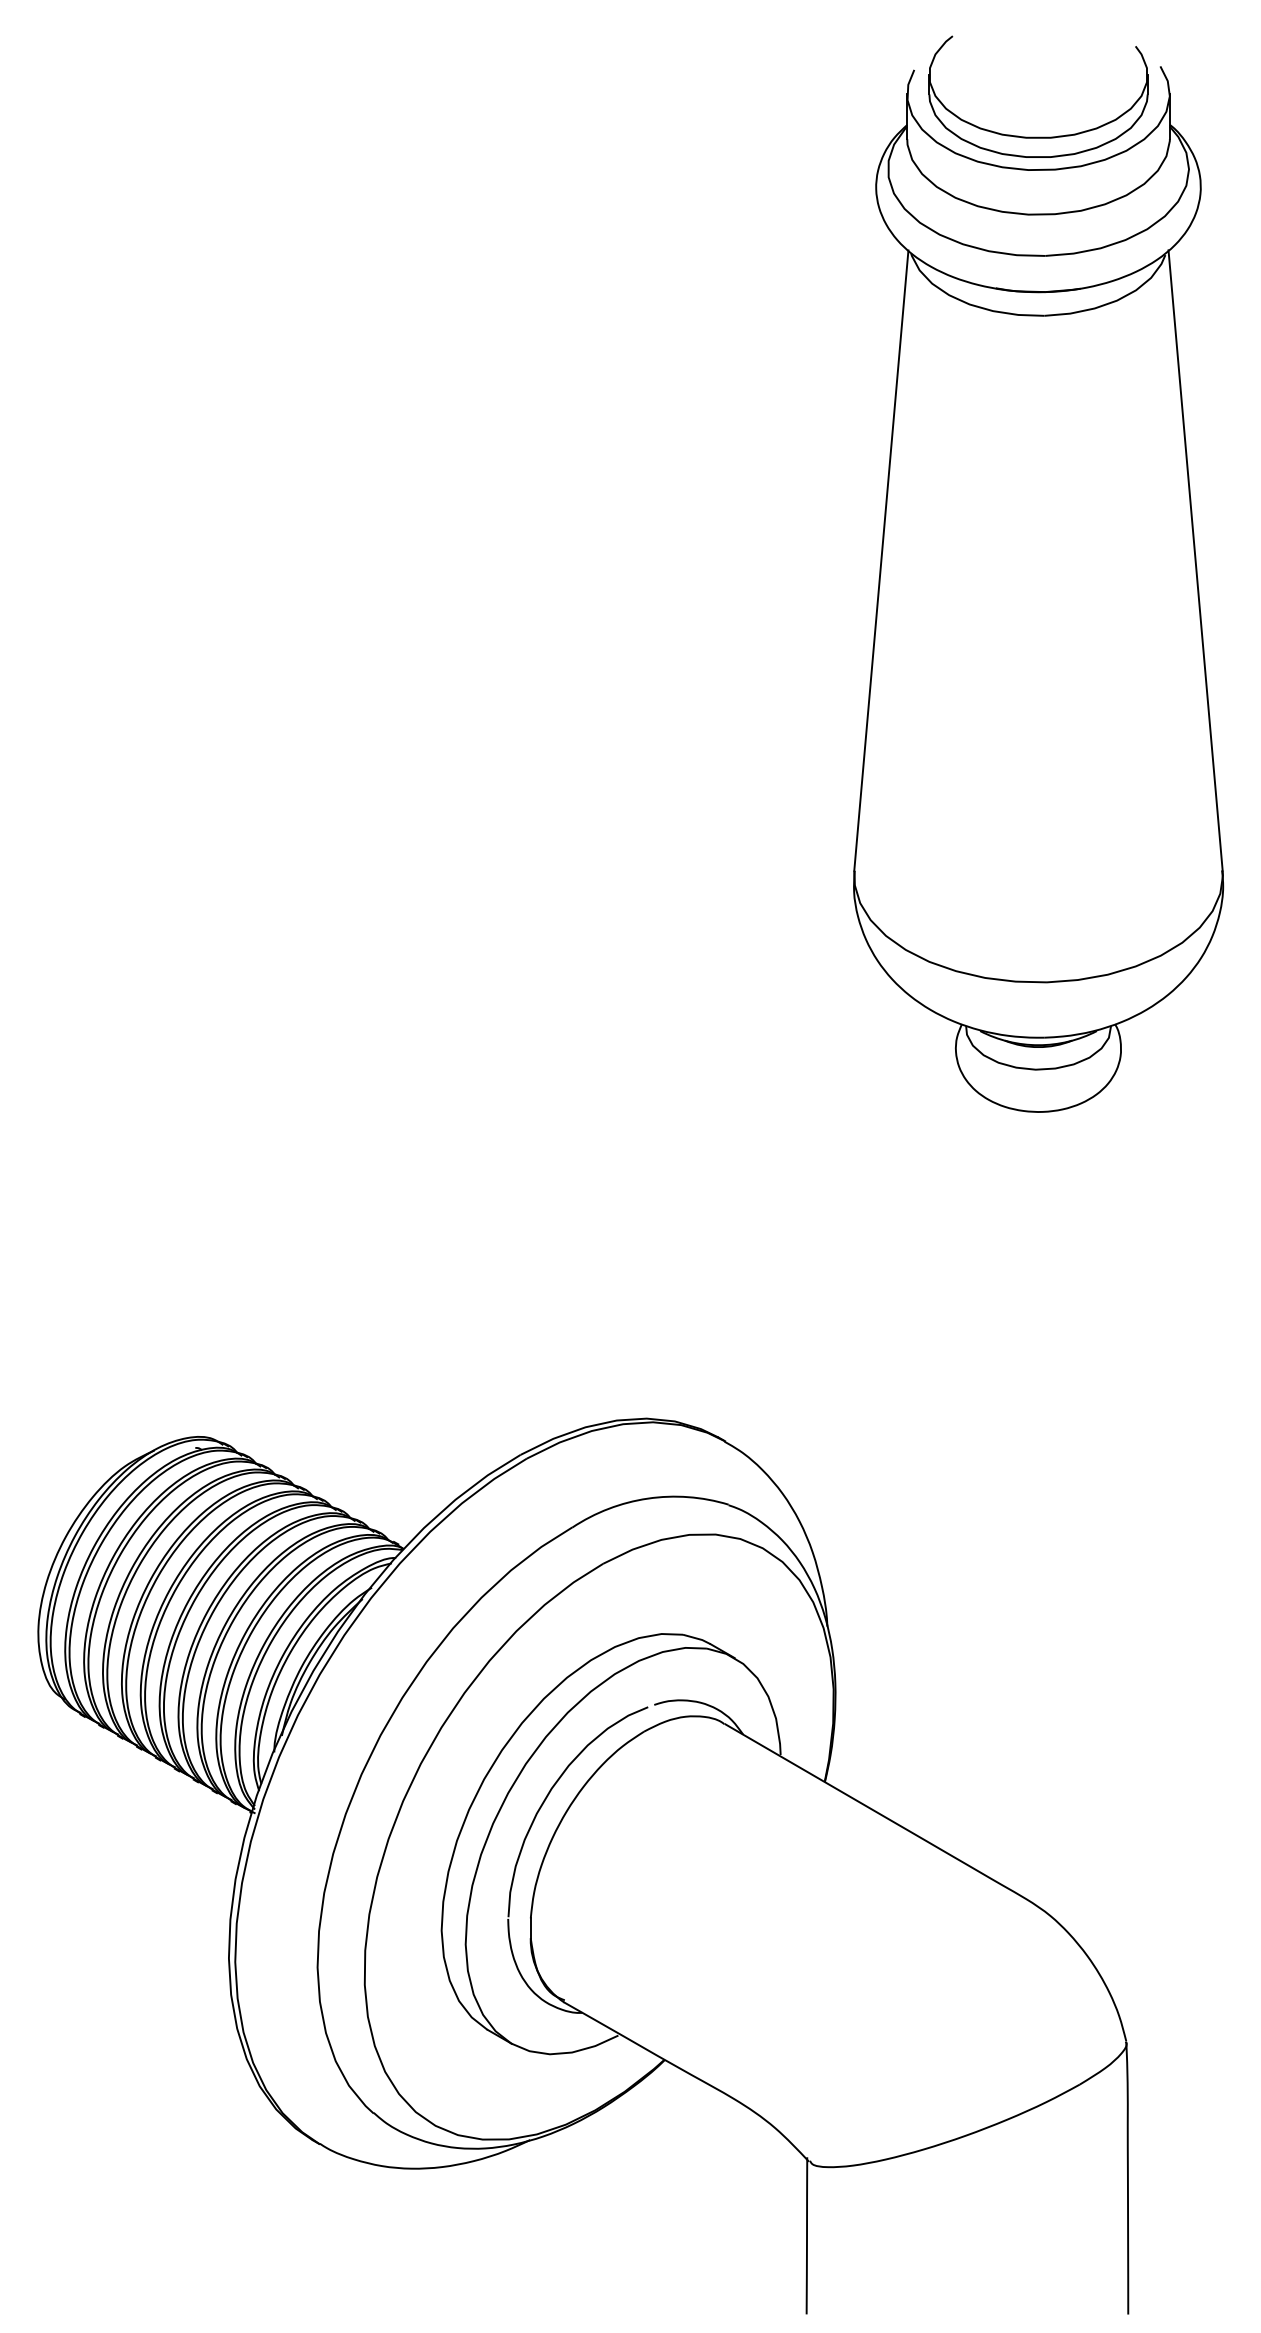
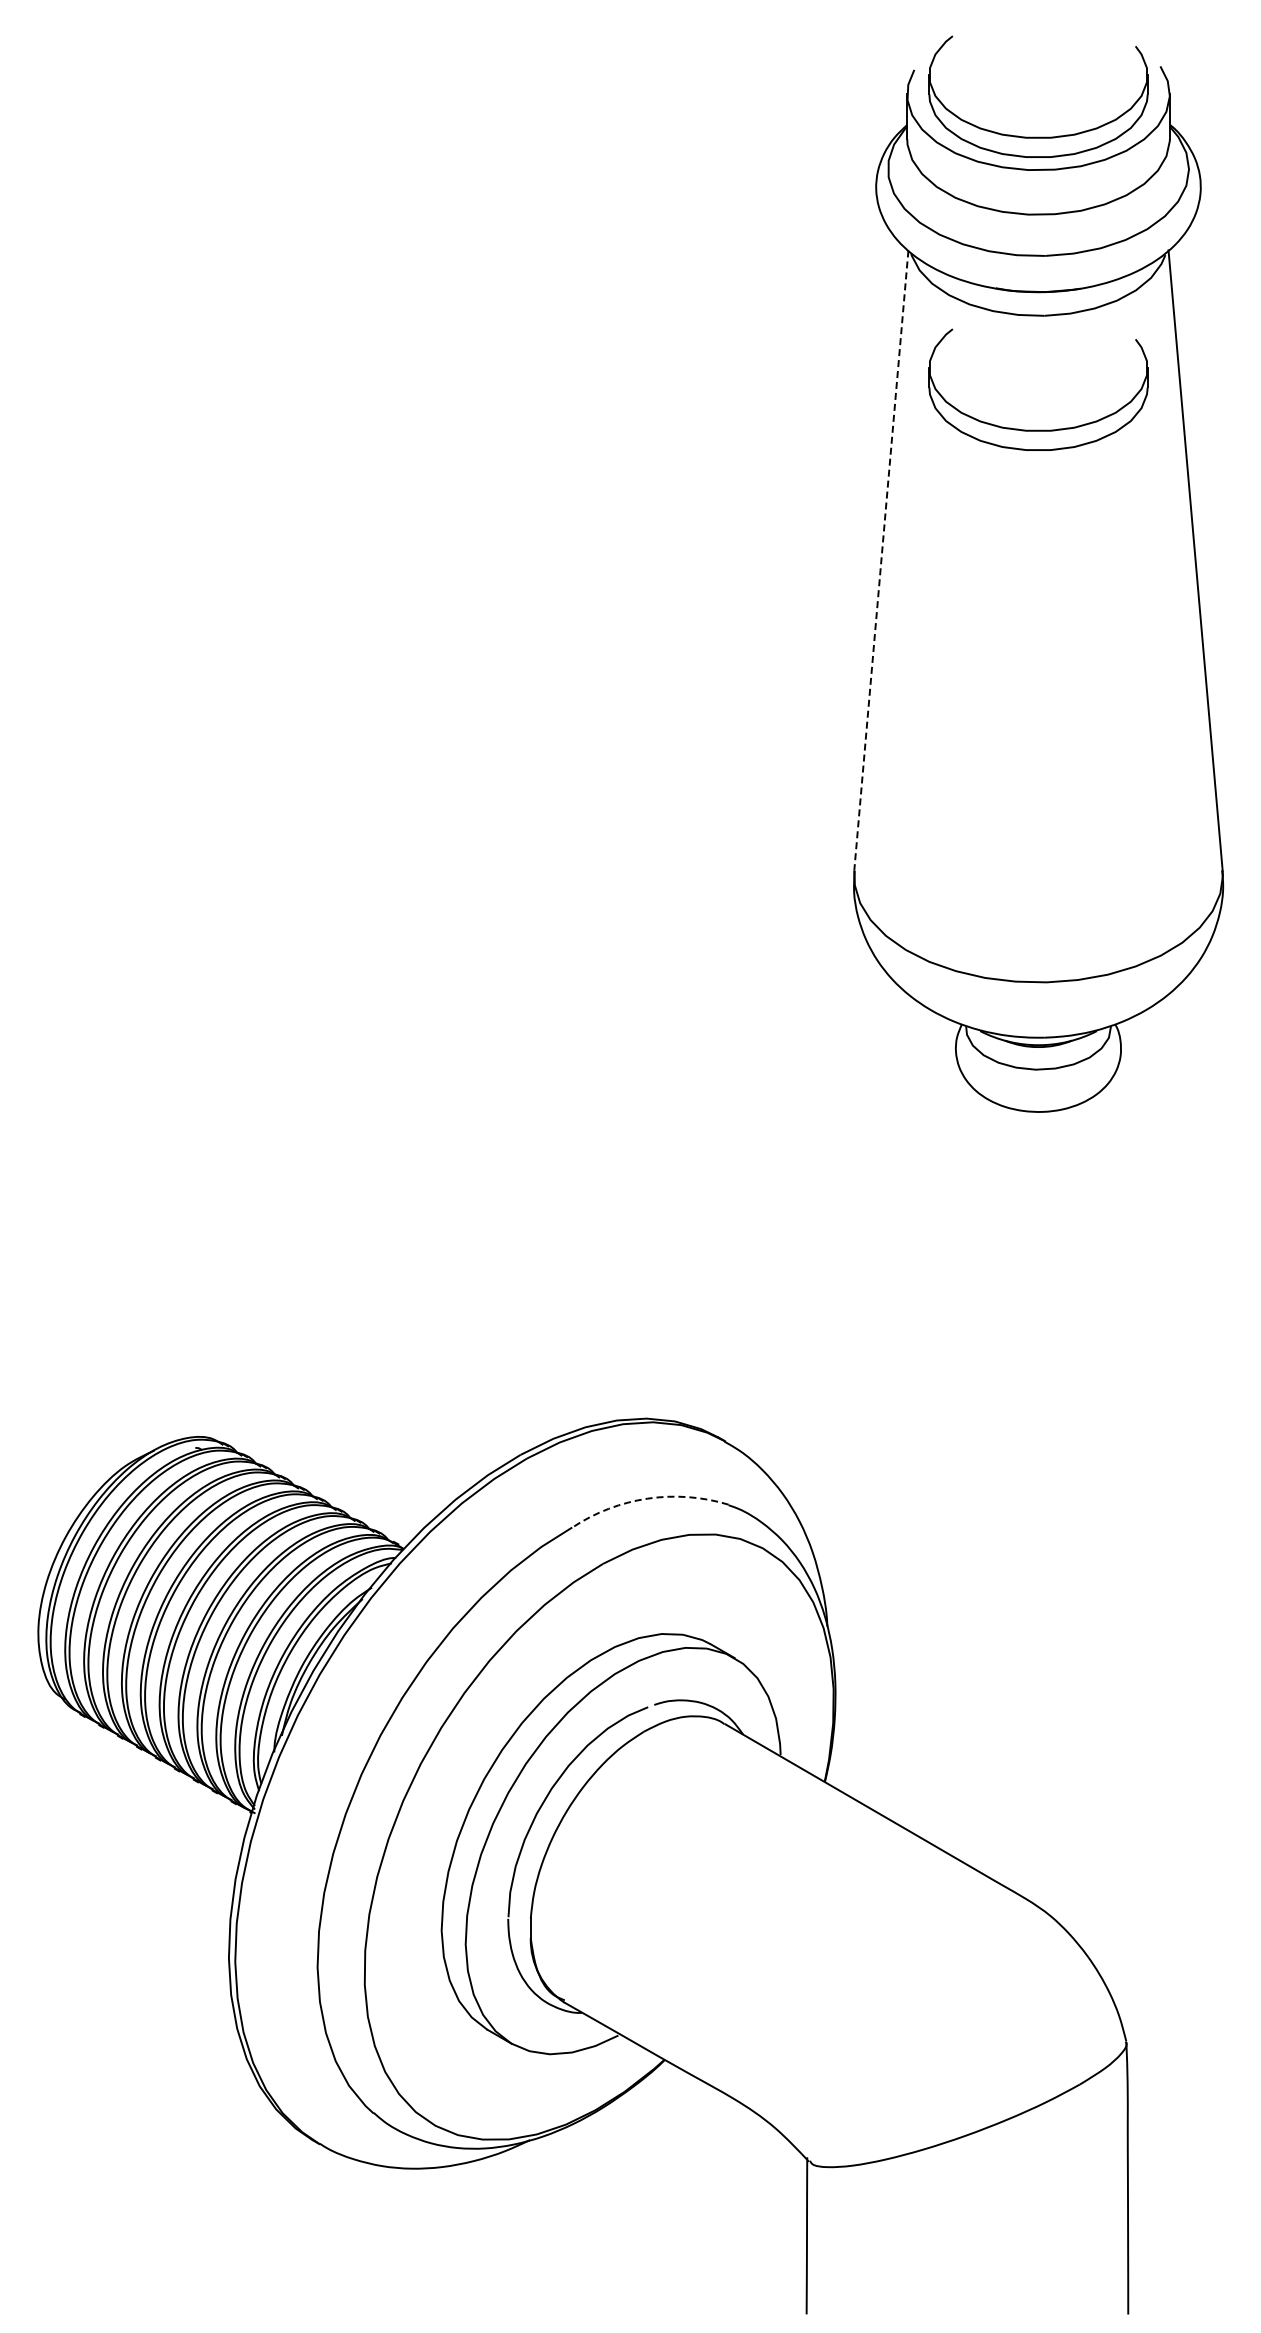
part: none -> present (1038, 429)
line: solid -> dashed (881, 561)
arc: solid -> dashed (647, 1498)
